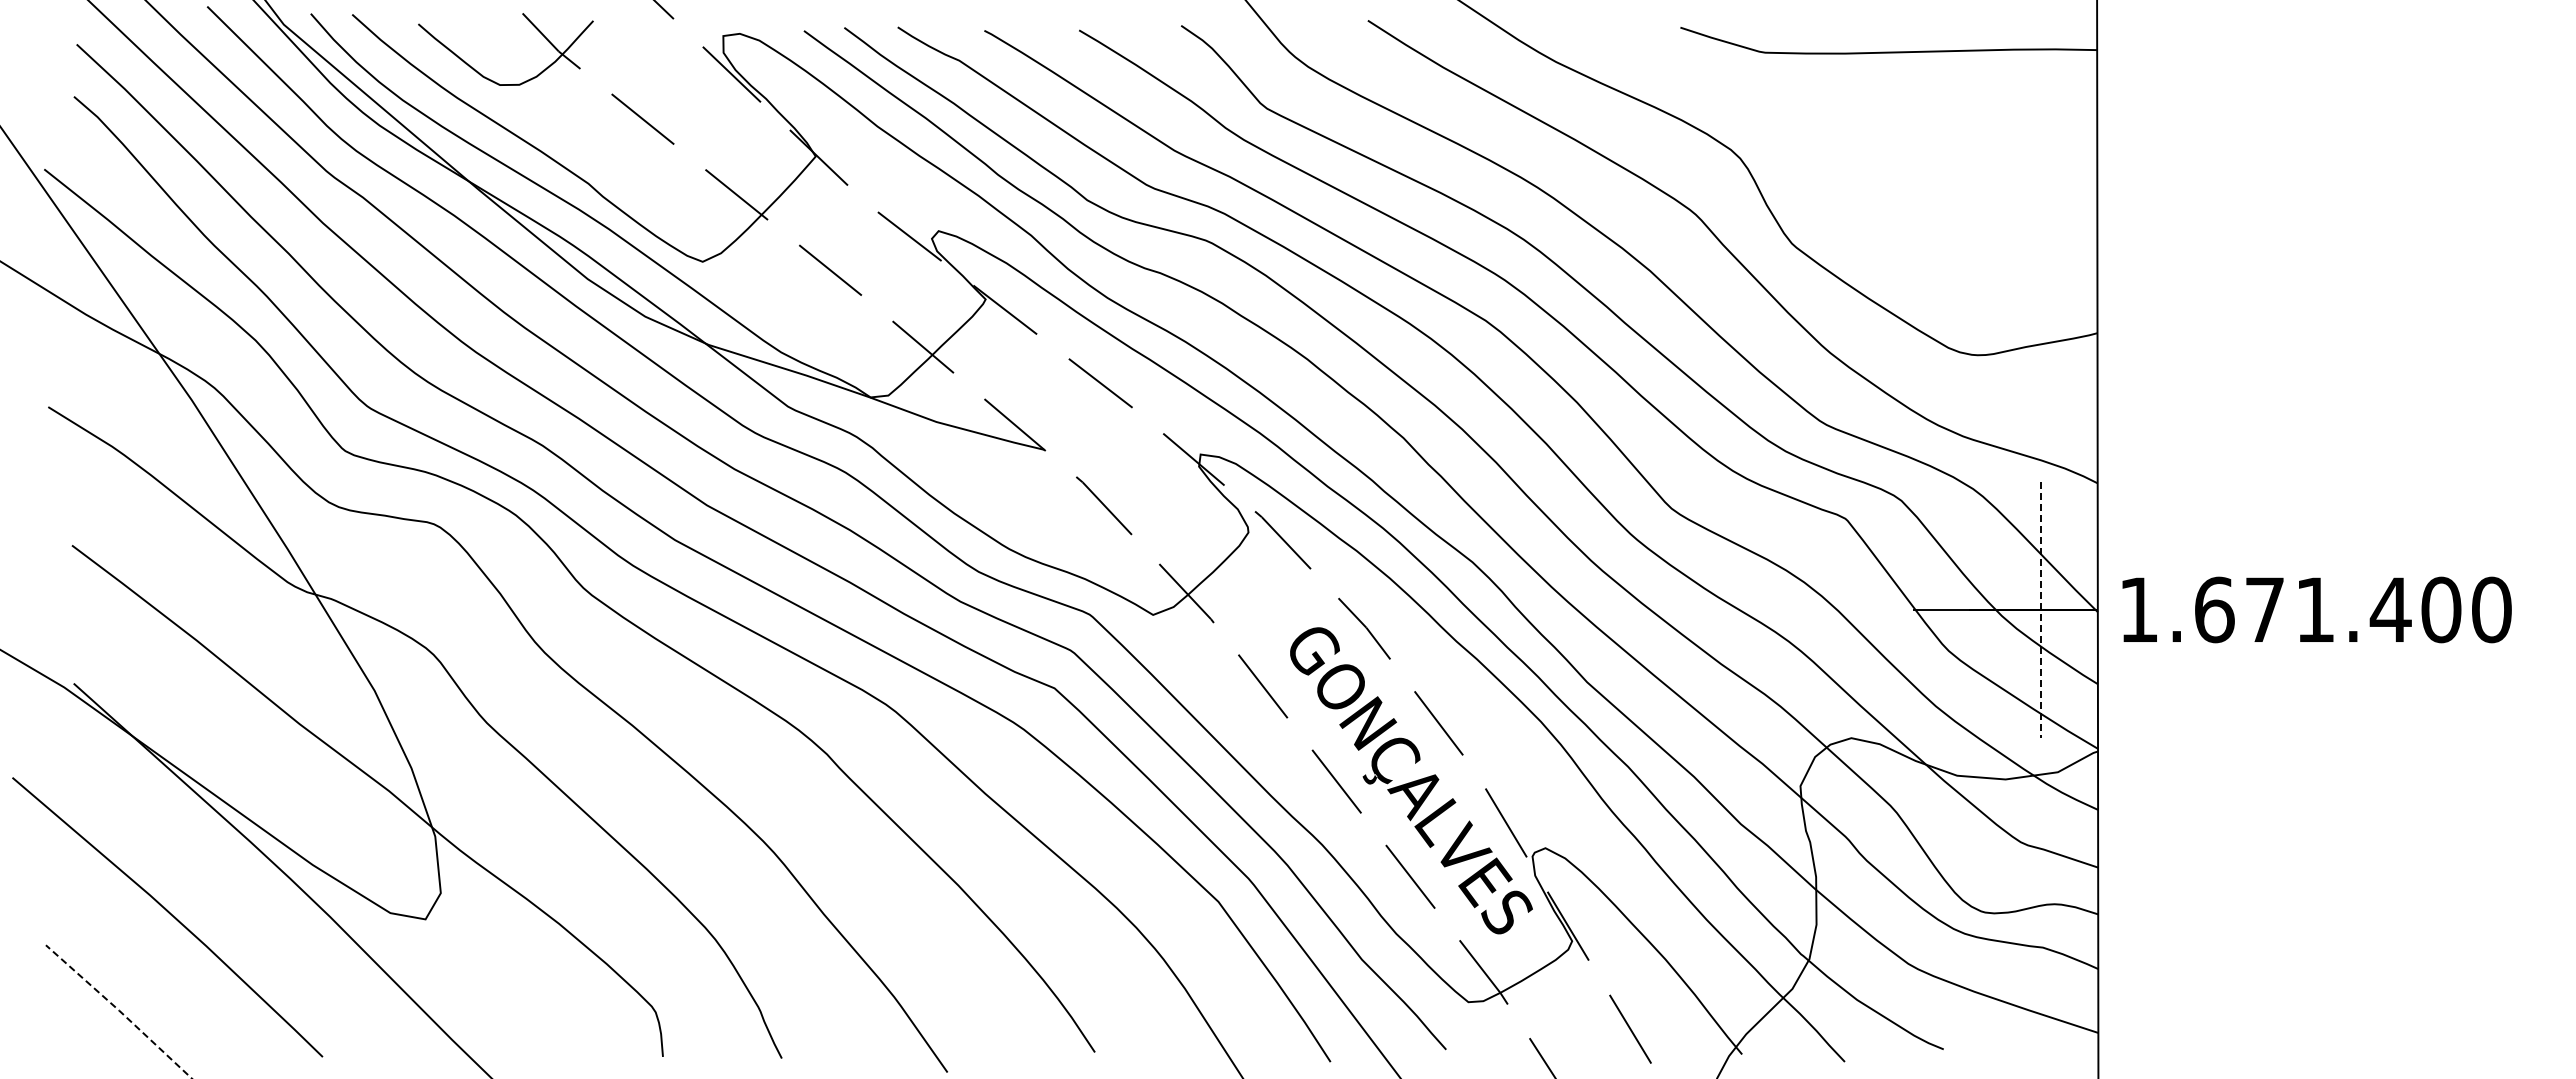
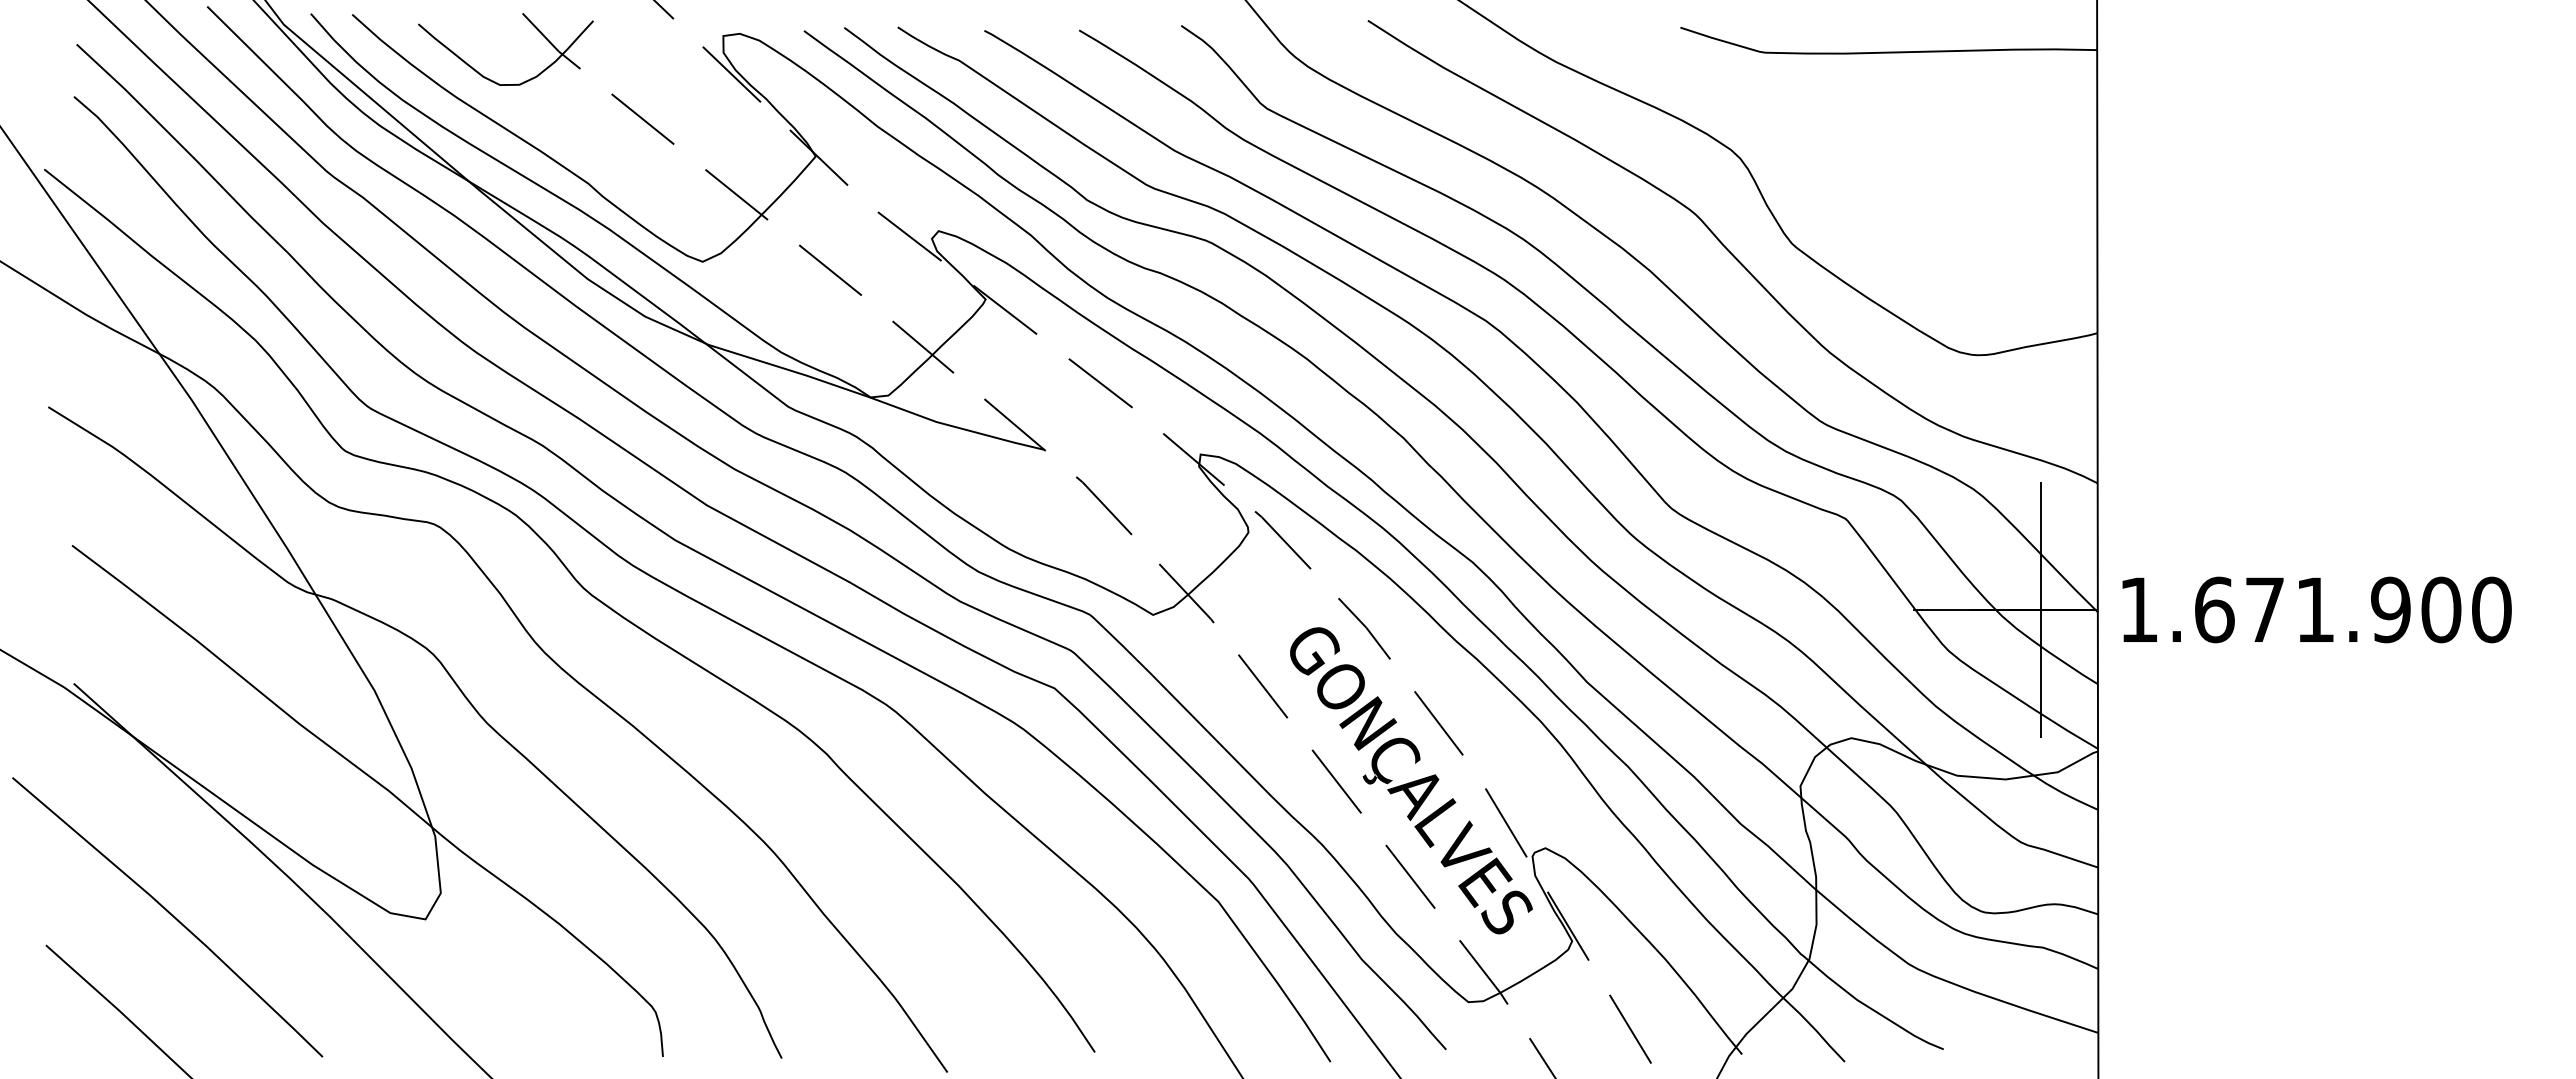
text: 1.671.400 -> 1.671.900 (2390, 609)
line: dashed -> solid (2041, 610)
line: dashed -> solid (119, 1010)
